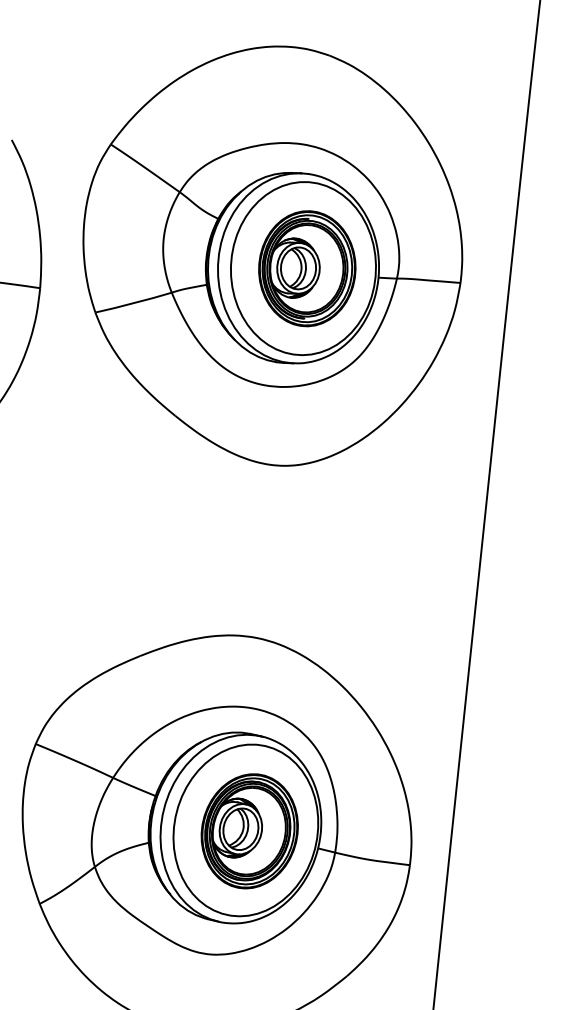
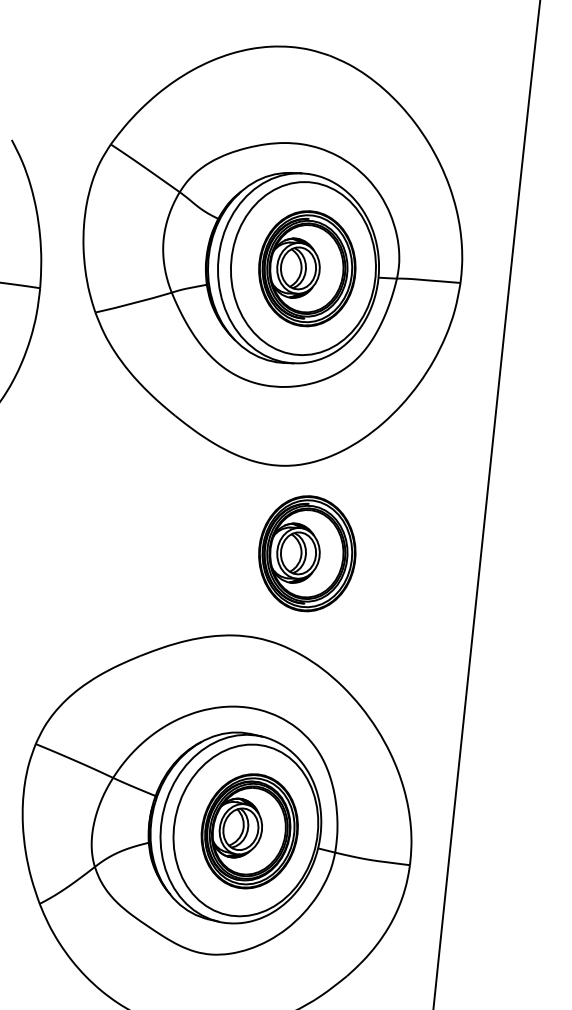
part: none -> present (307, 553)
